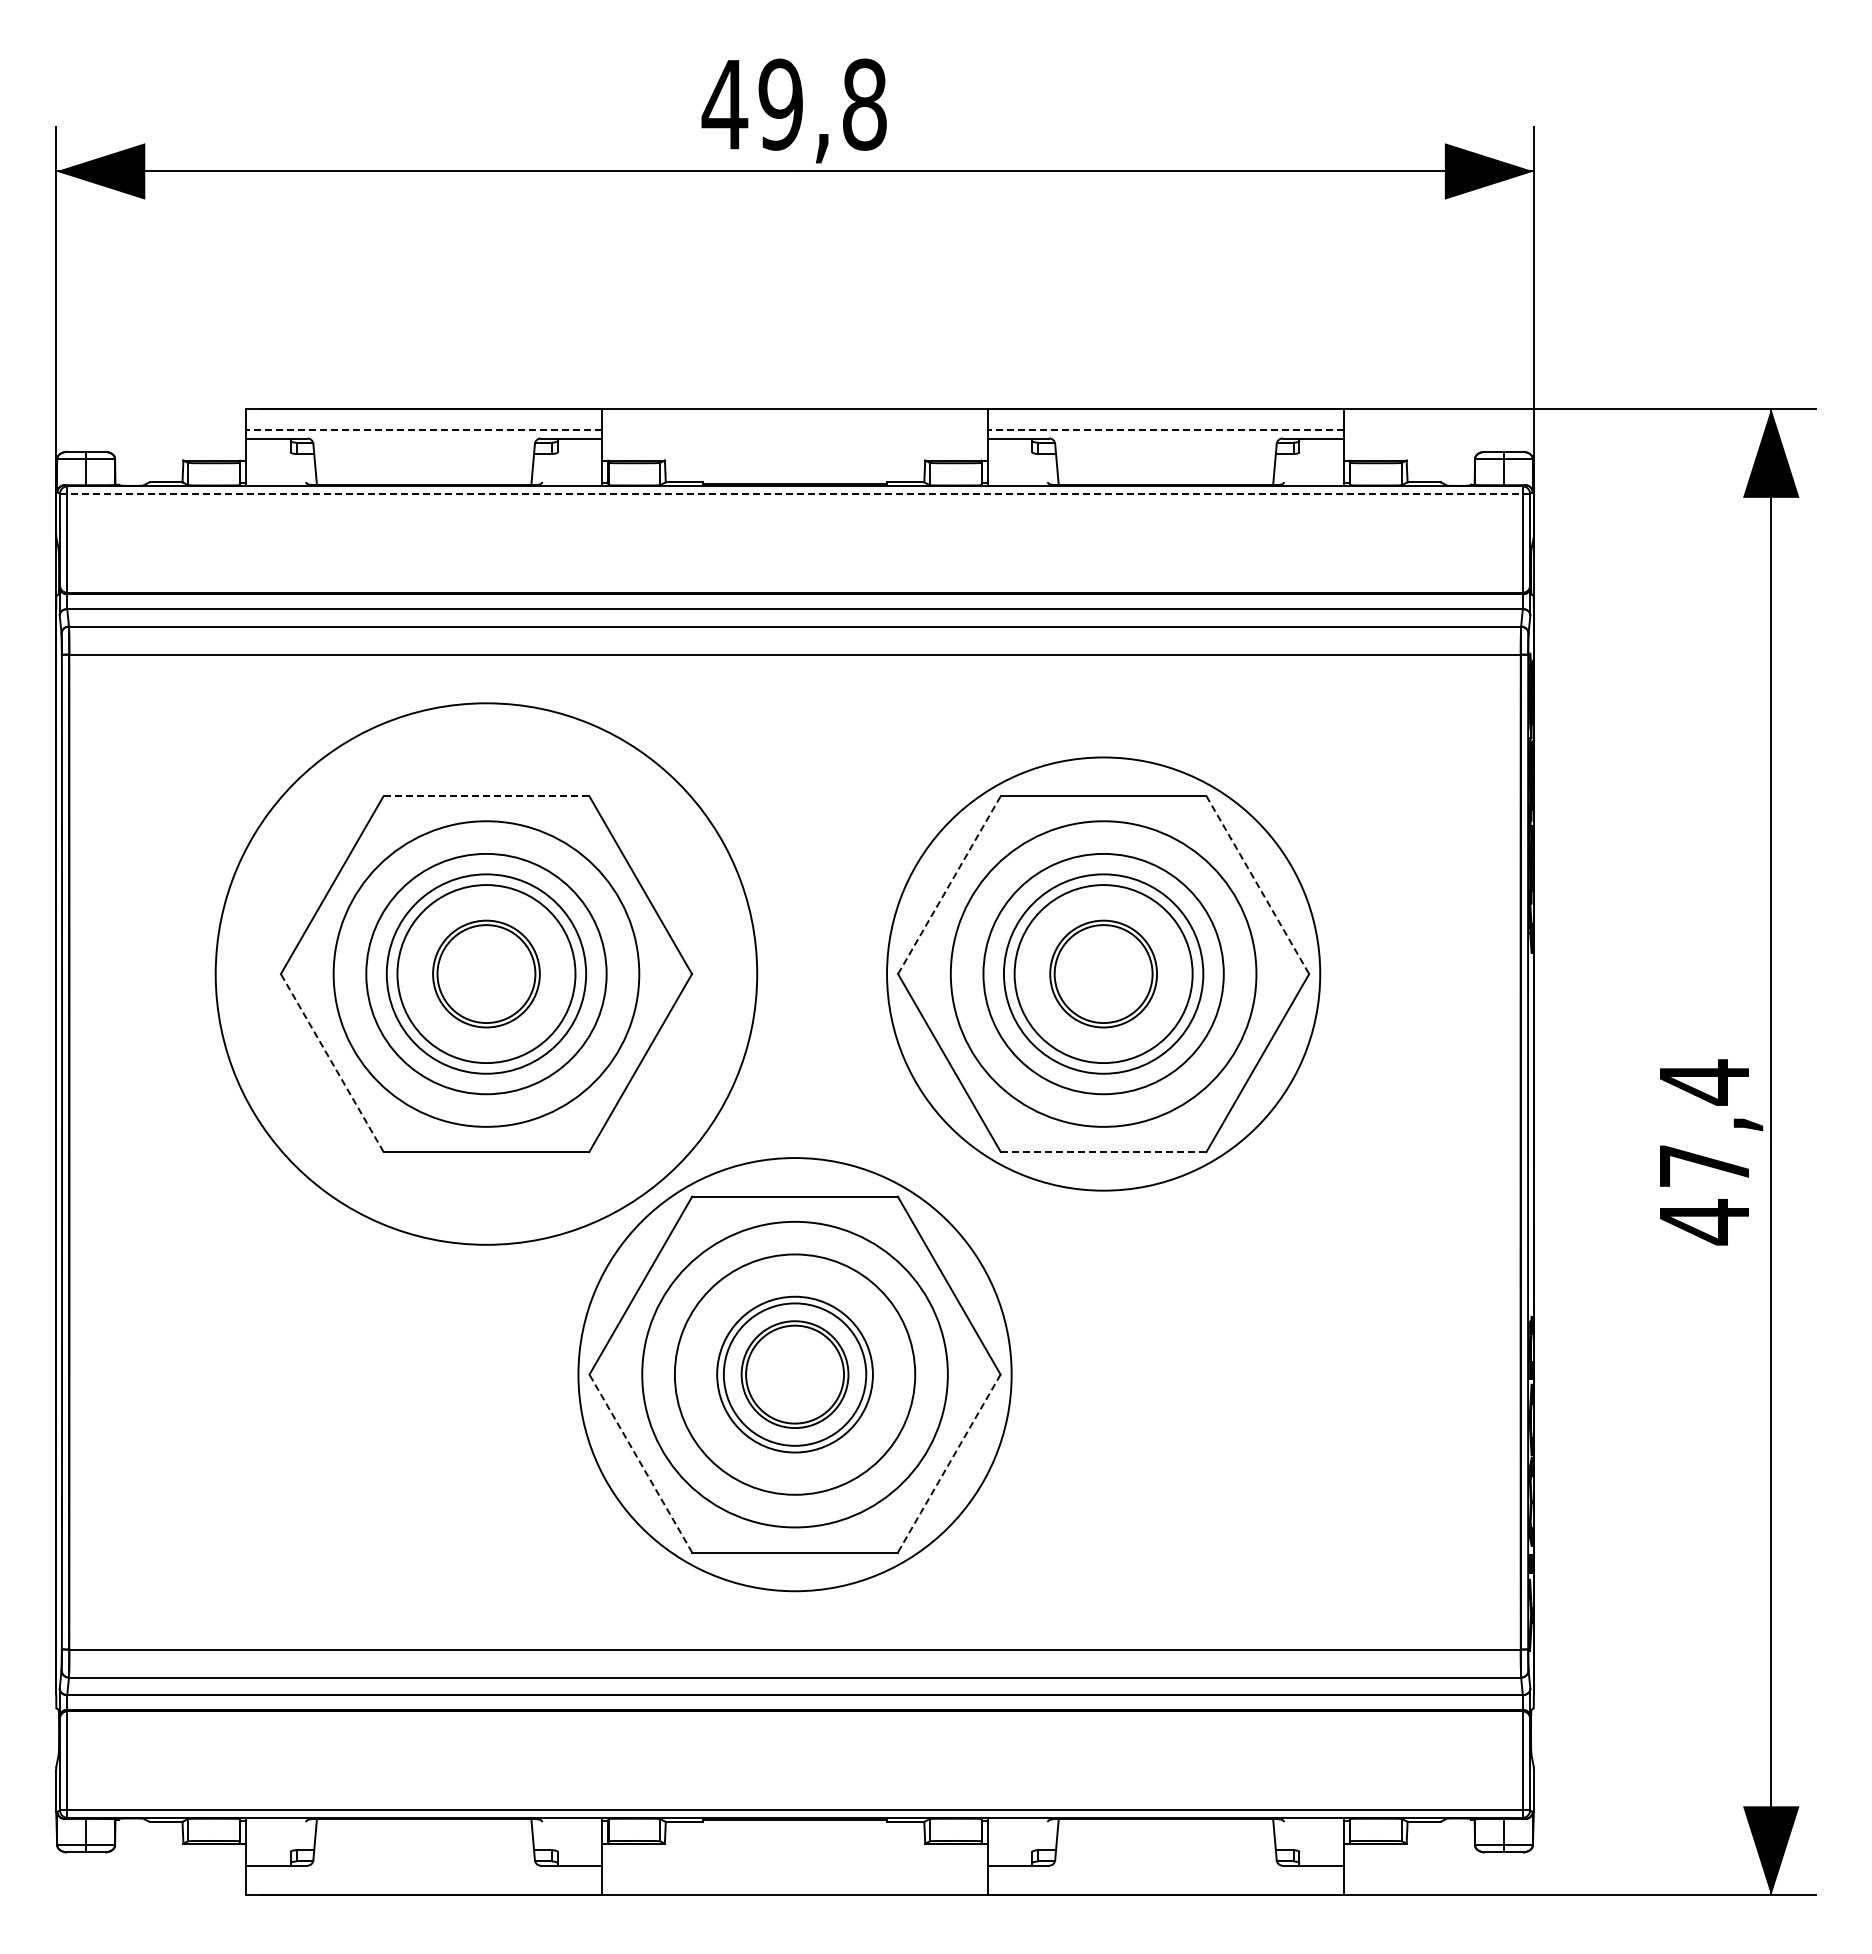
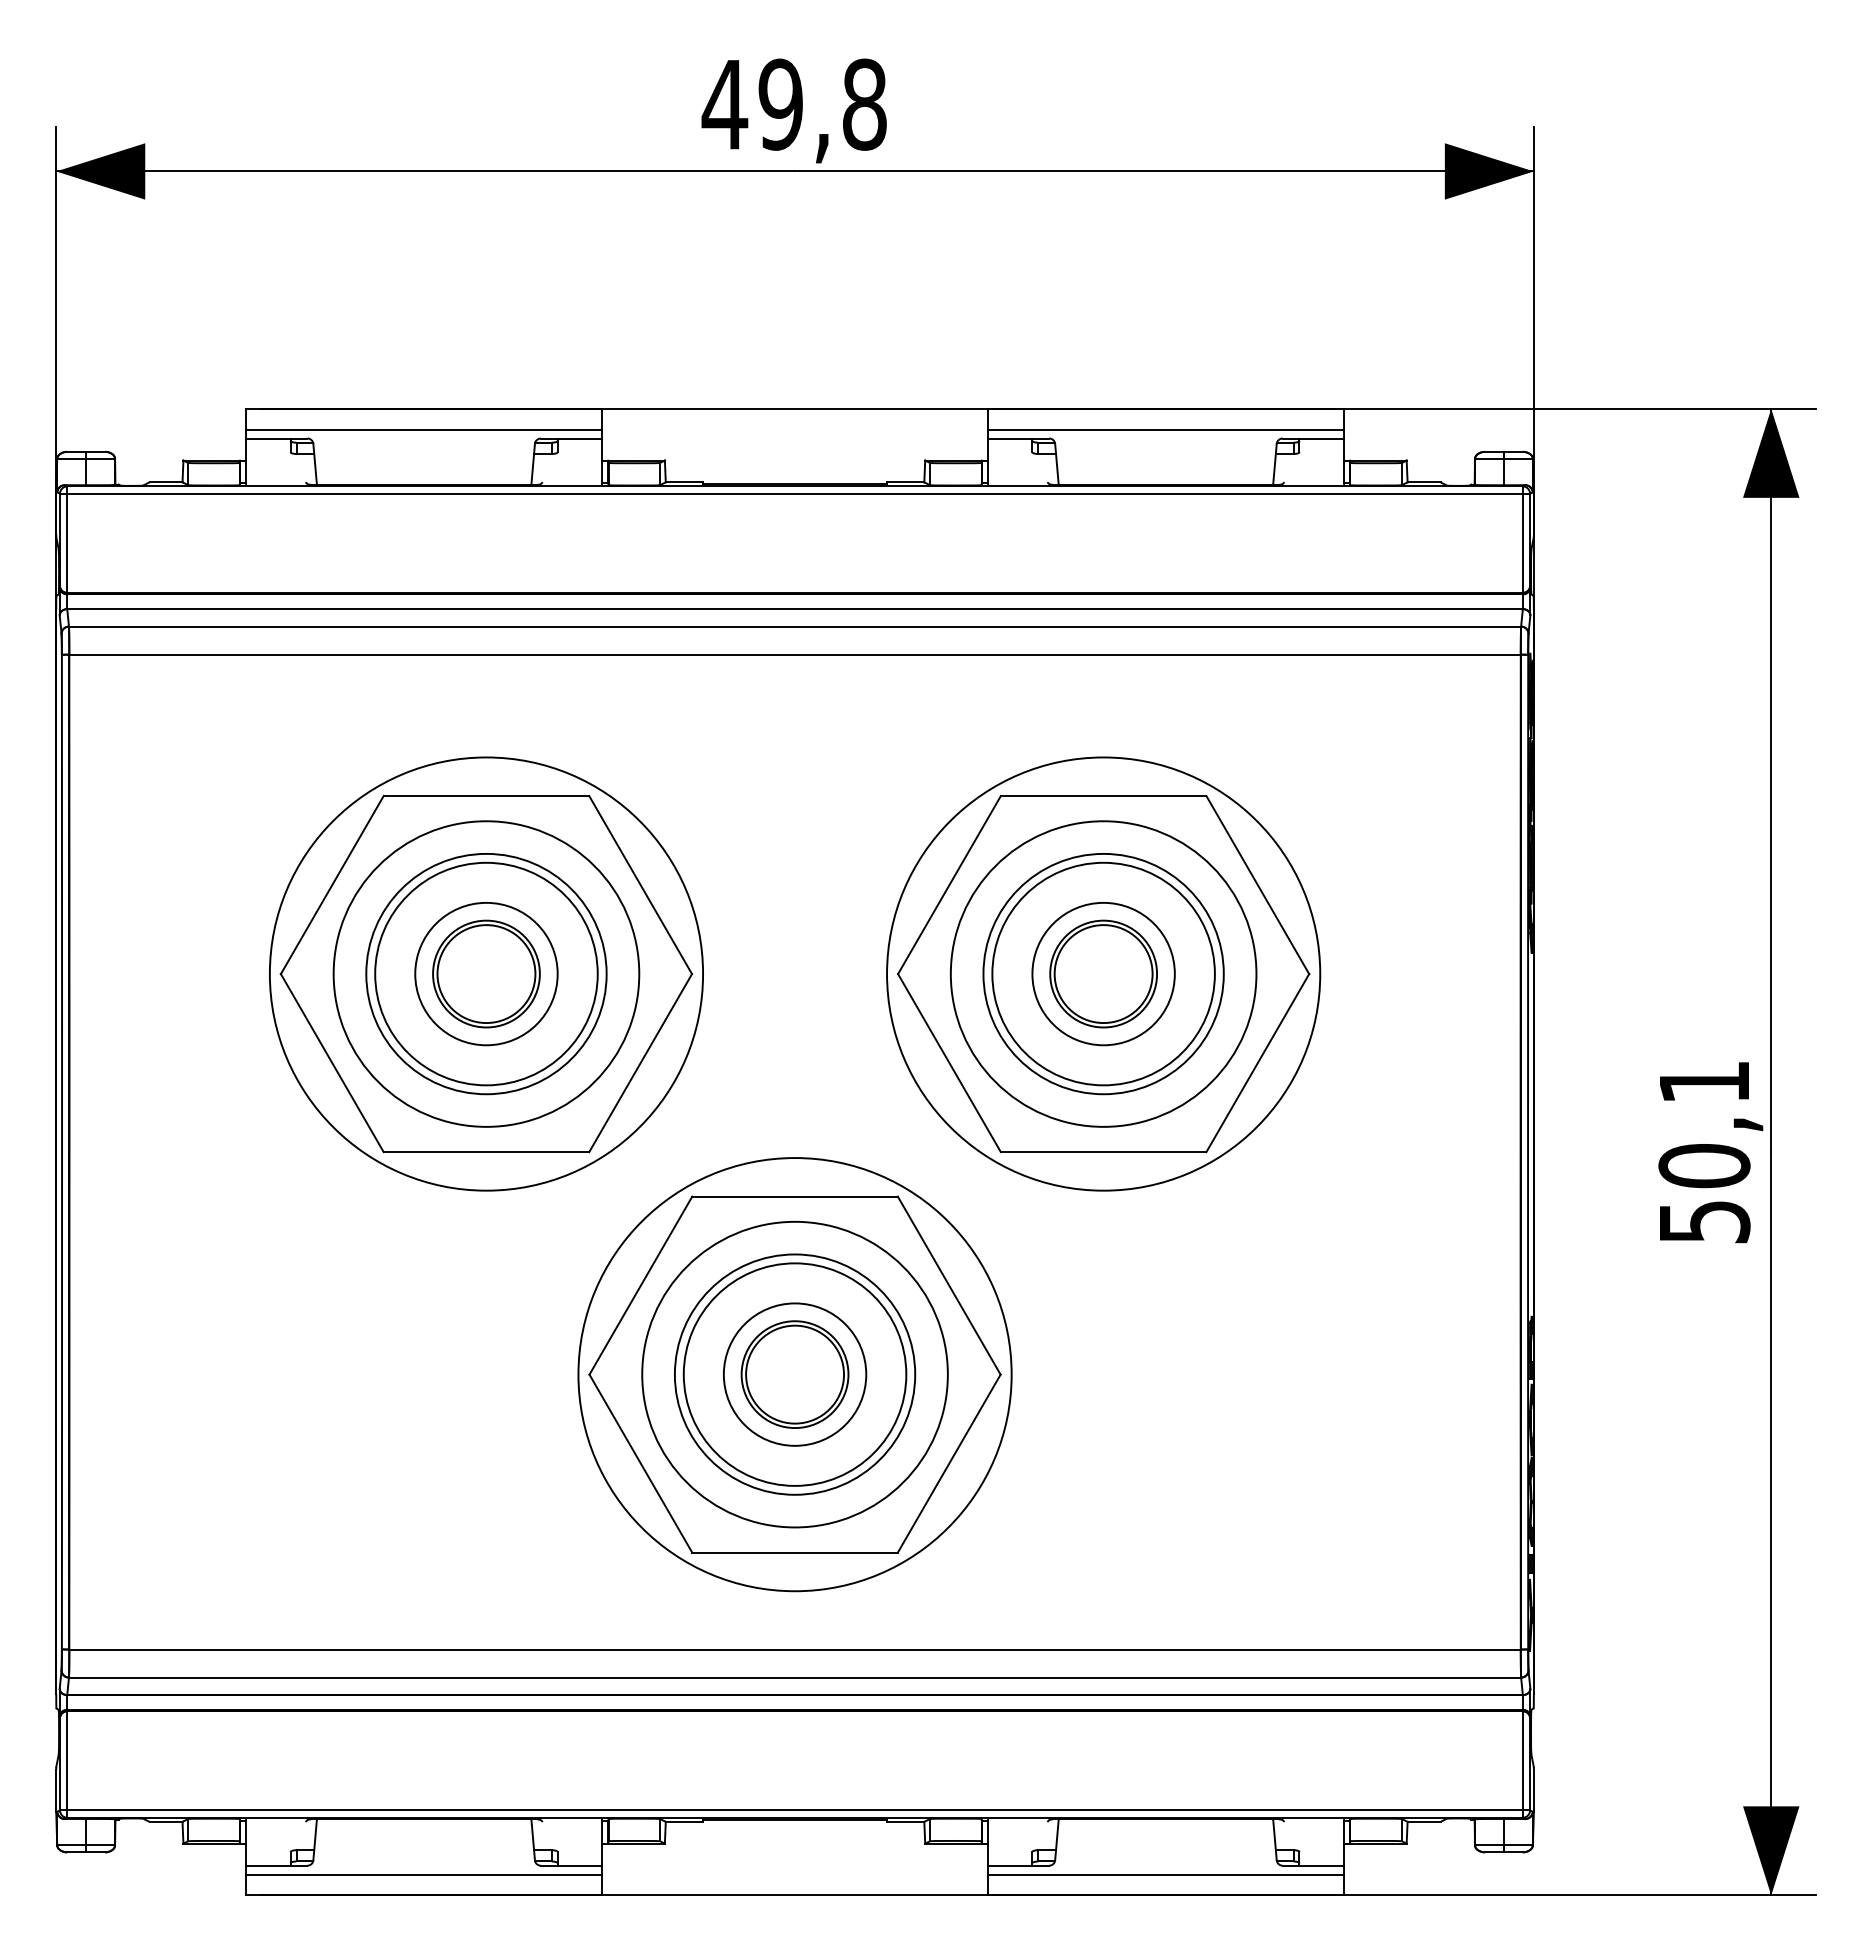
line: dashed -> solid (423, 429)
line: dashed -> solid (1165, 429)
line: dashed -> solid (794, 493)
line: dashed -> solid (486, 796)
line: dashed -> solid (949, 885)
line: dashed -> solid (1257, 885)
circle diameter: 199 px -> 142 px (486, 973)
circle diameter: 542 px -> 433 px (486, 973)
circle diameter: 199 px -> 142 px (1103, 973)
circle diameter: 178 px -> 223 px (486, 973)
circle diameter: 178 px -> 223 px (1103, 973)
line: dashed -> solid (332, 1063)
line: dashed -> solid (1103, 1152)
text: 47,4 -> 50,1 (1704, 1152)
circle diameter: 156 px -> 223 px (794, 1374)
line: dashed -> solid (640, 1463)
line: dashed -> solid (949, 1463)
line: none -> present (424, 1874)
line: none -> present (1165, 1874)
